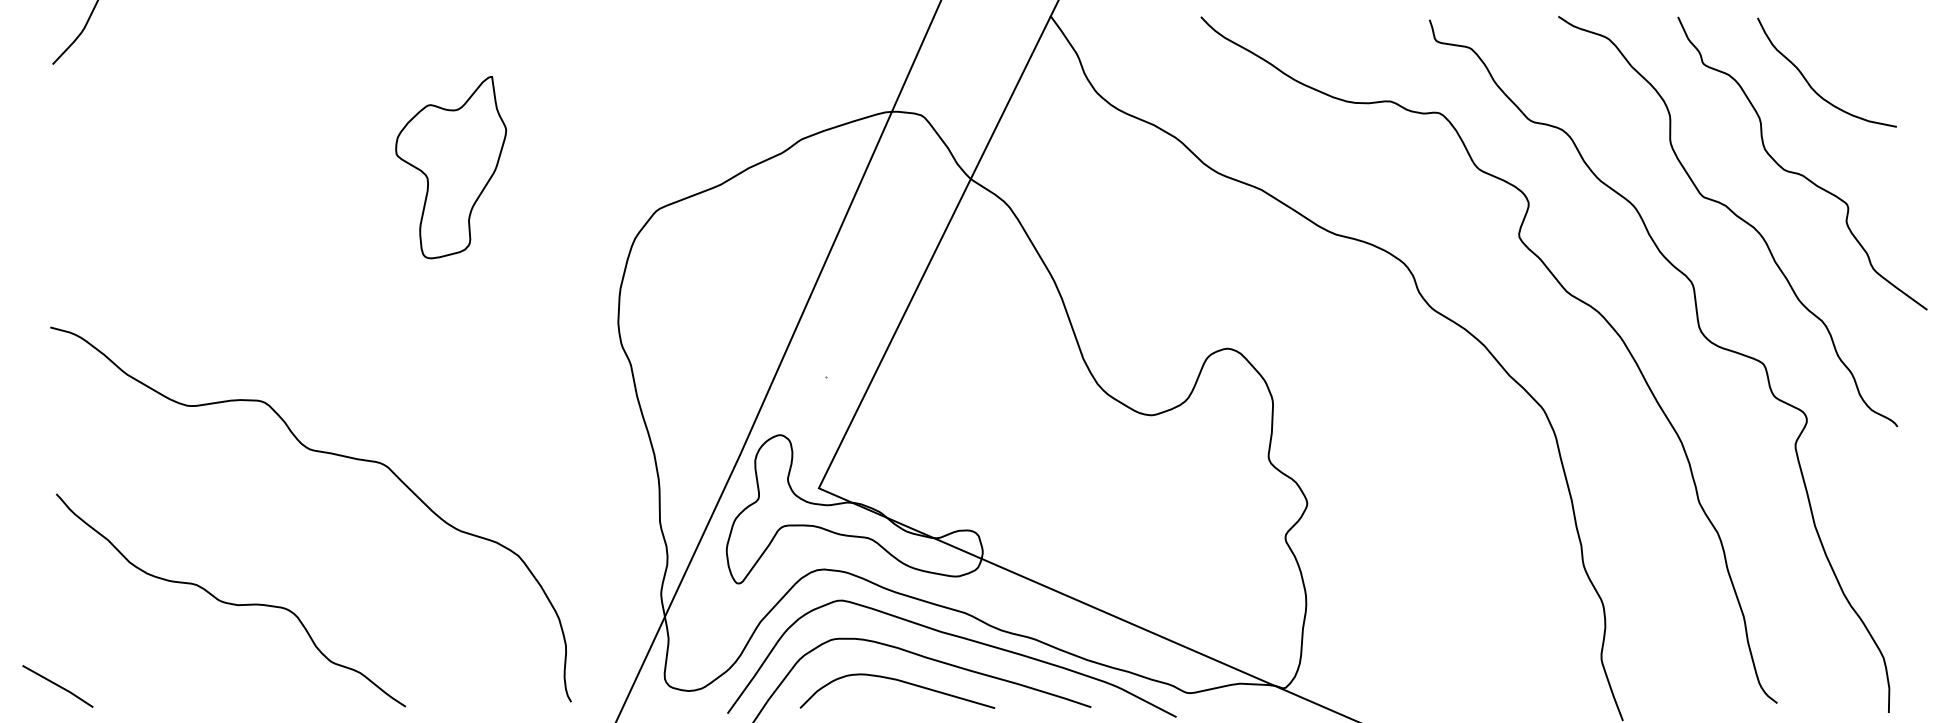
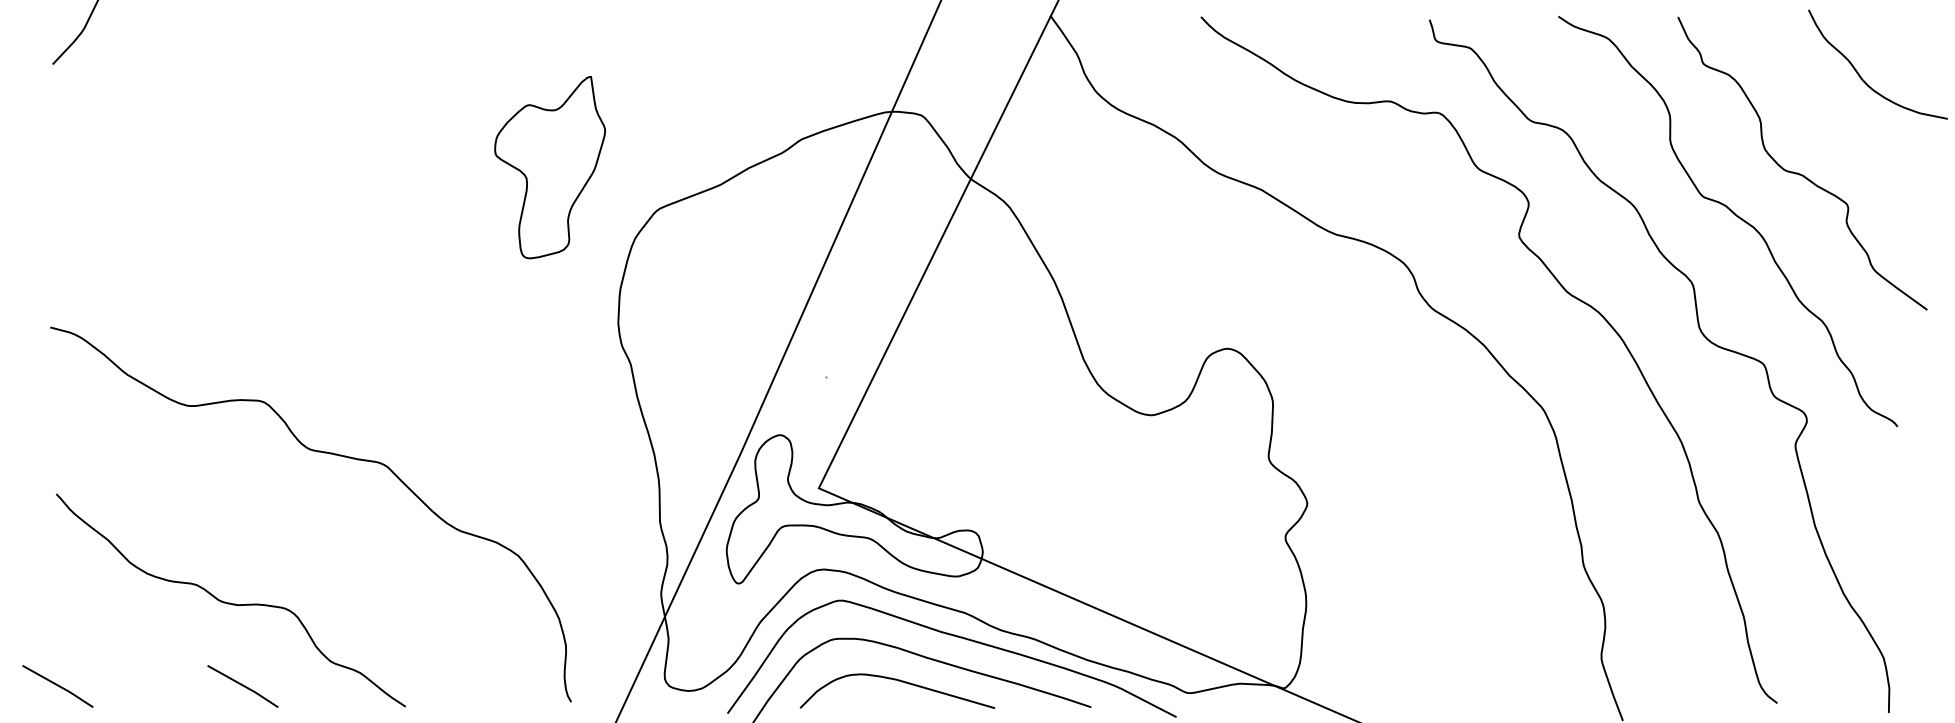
curve position: (1810, 84) -> (1861, 76) (1861, 76)
part position: (450, 167) -> (549, 167) (549, 167)
line: none -> present (242, 686)
